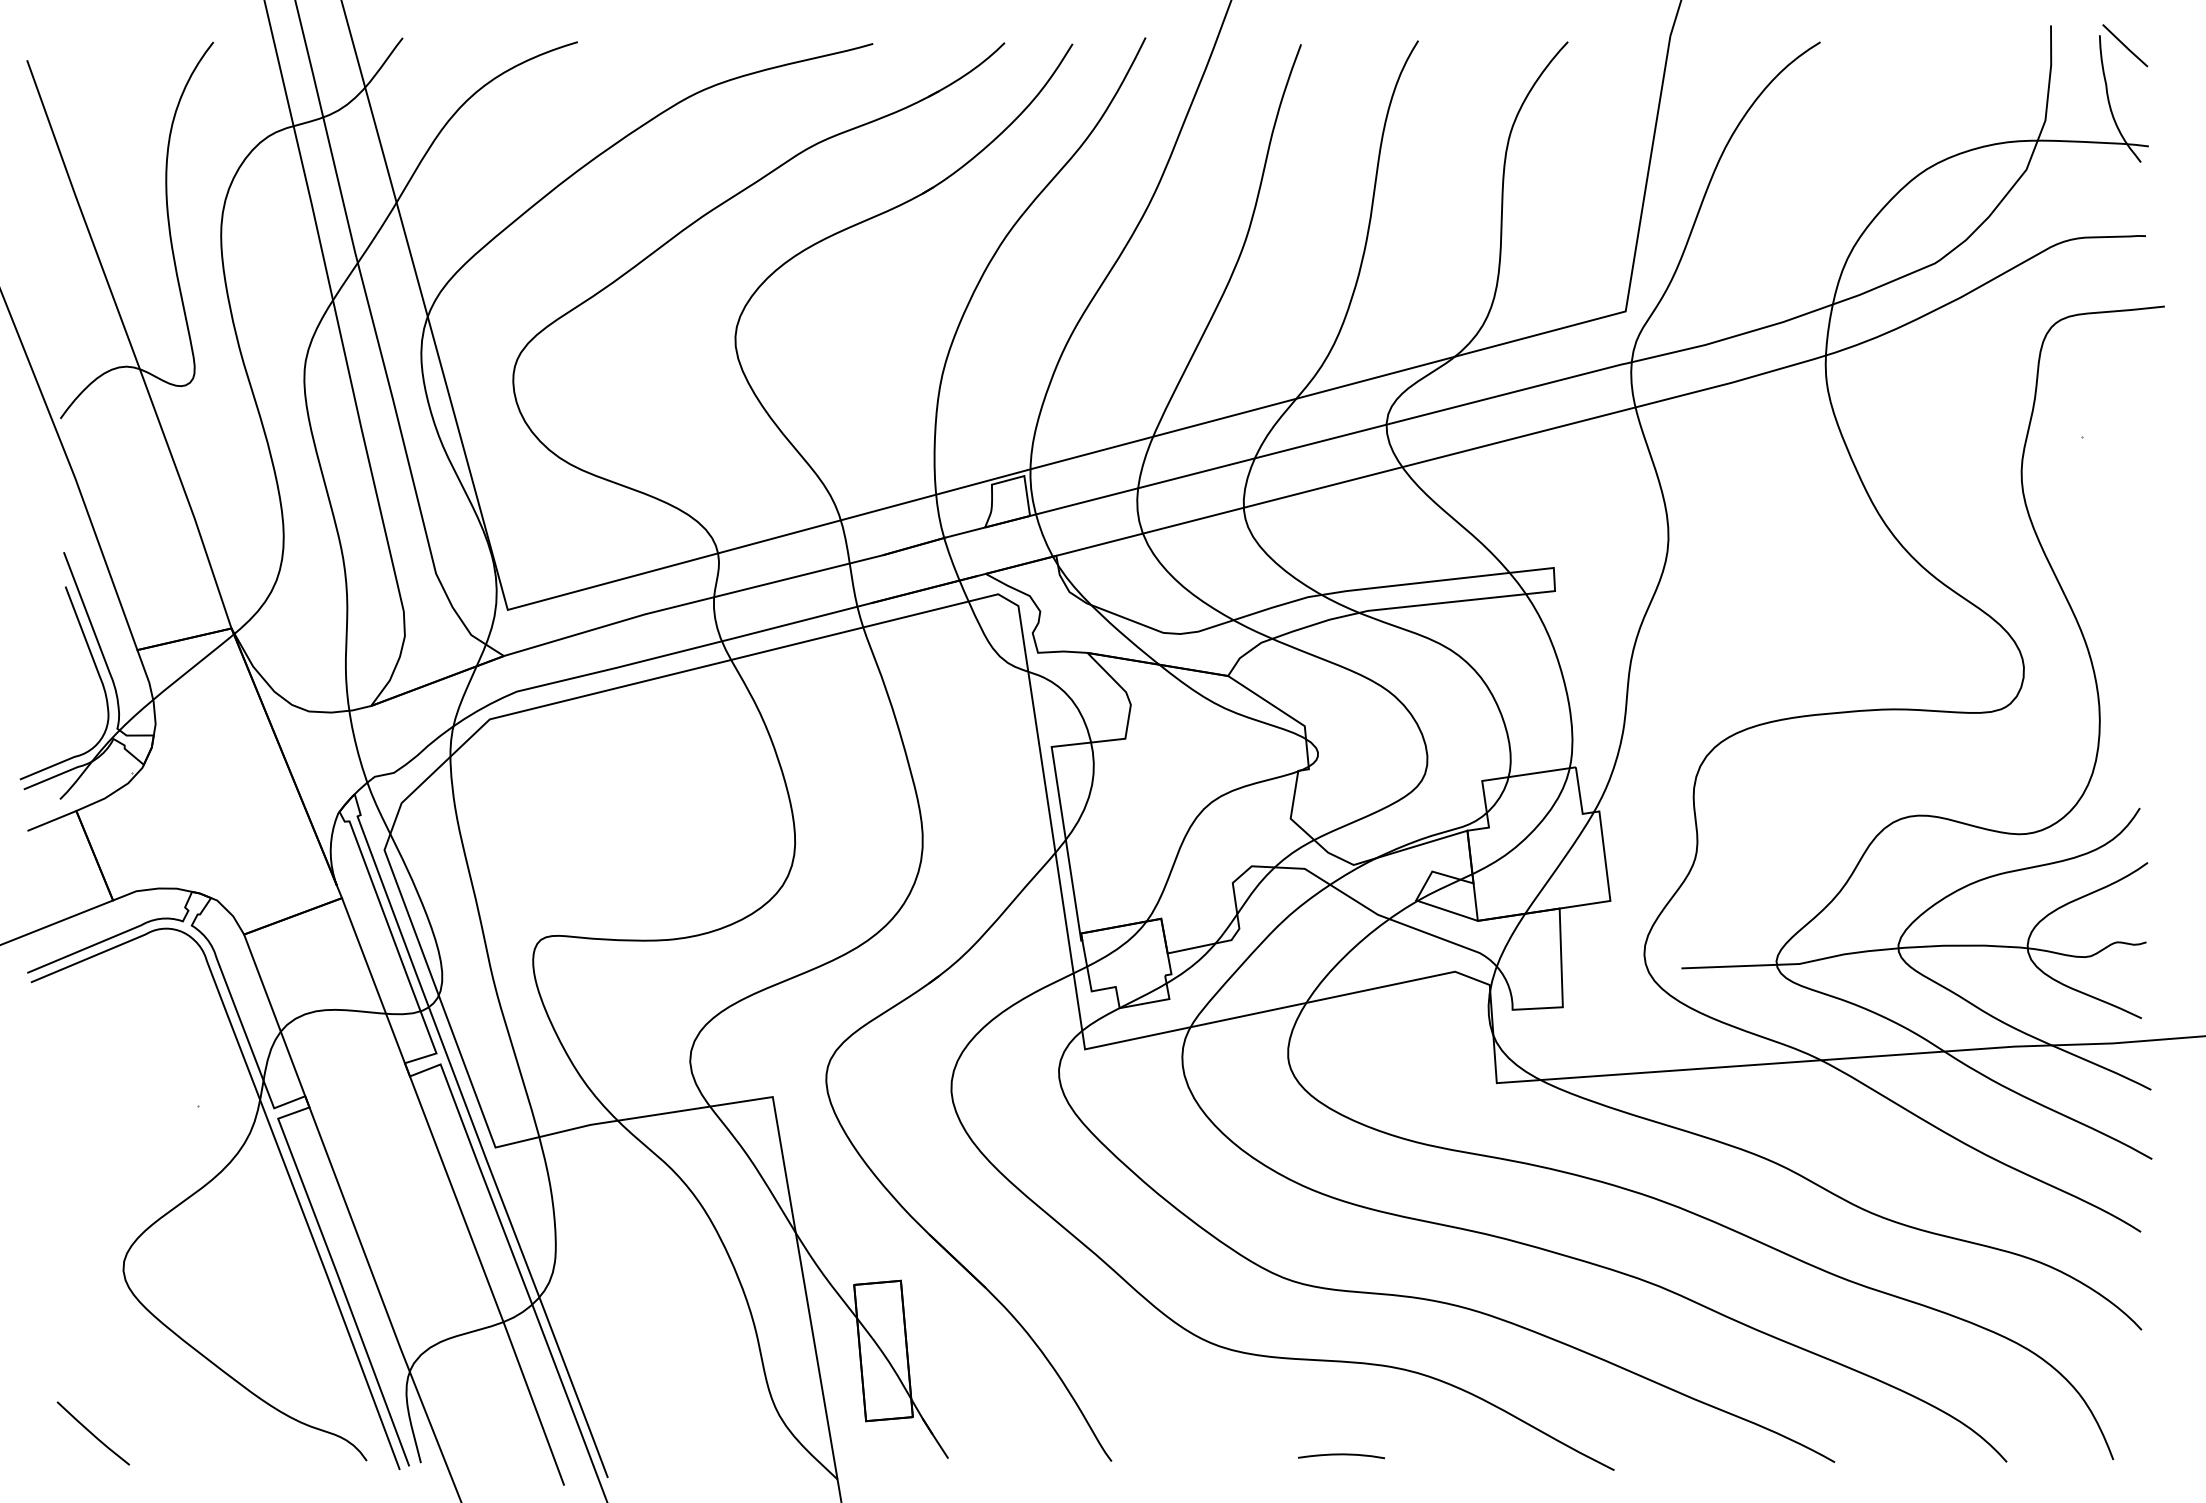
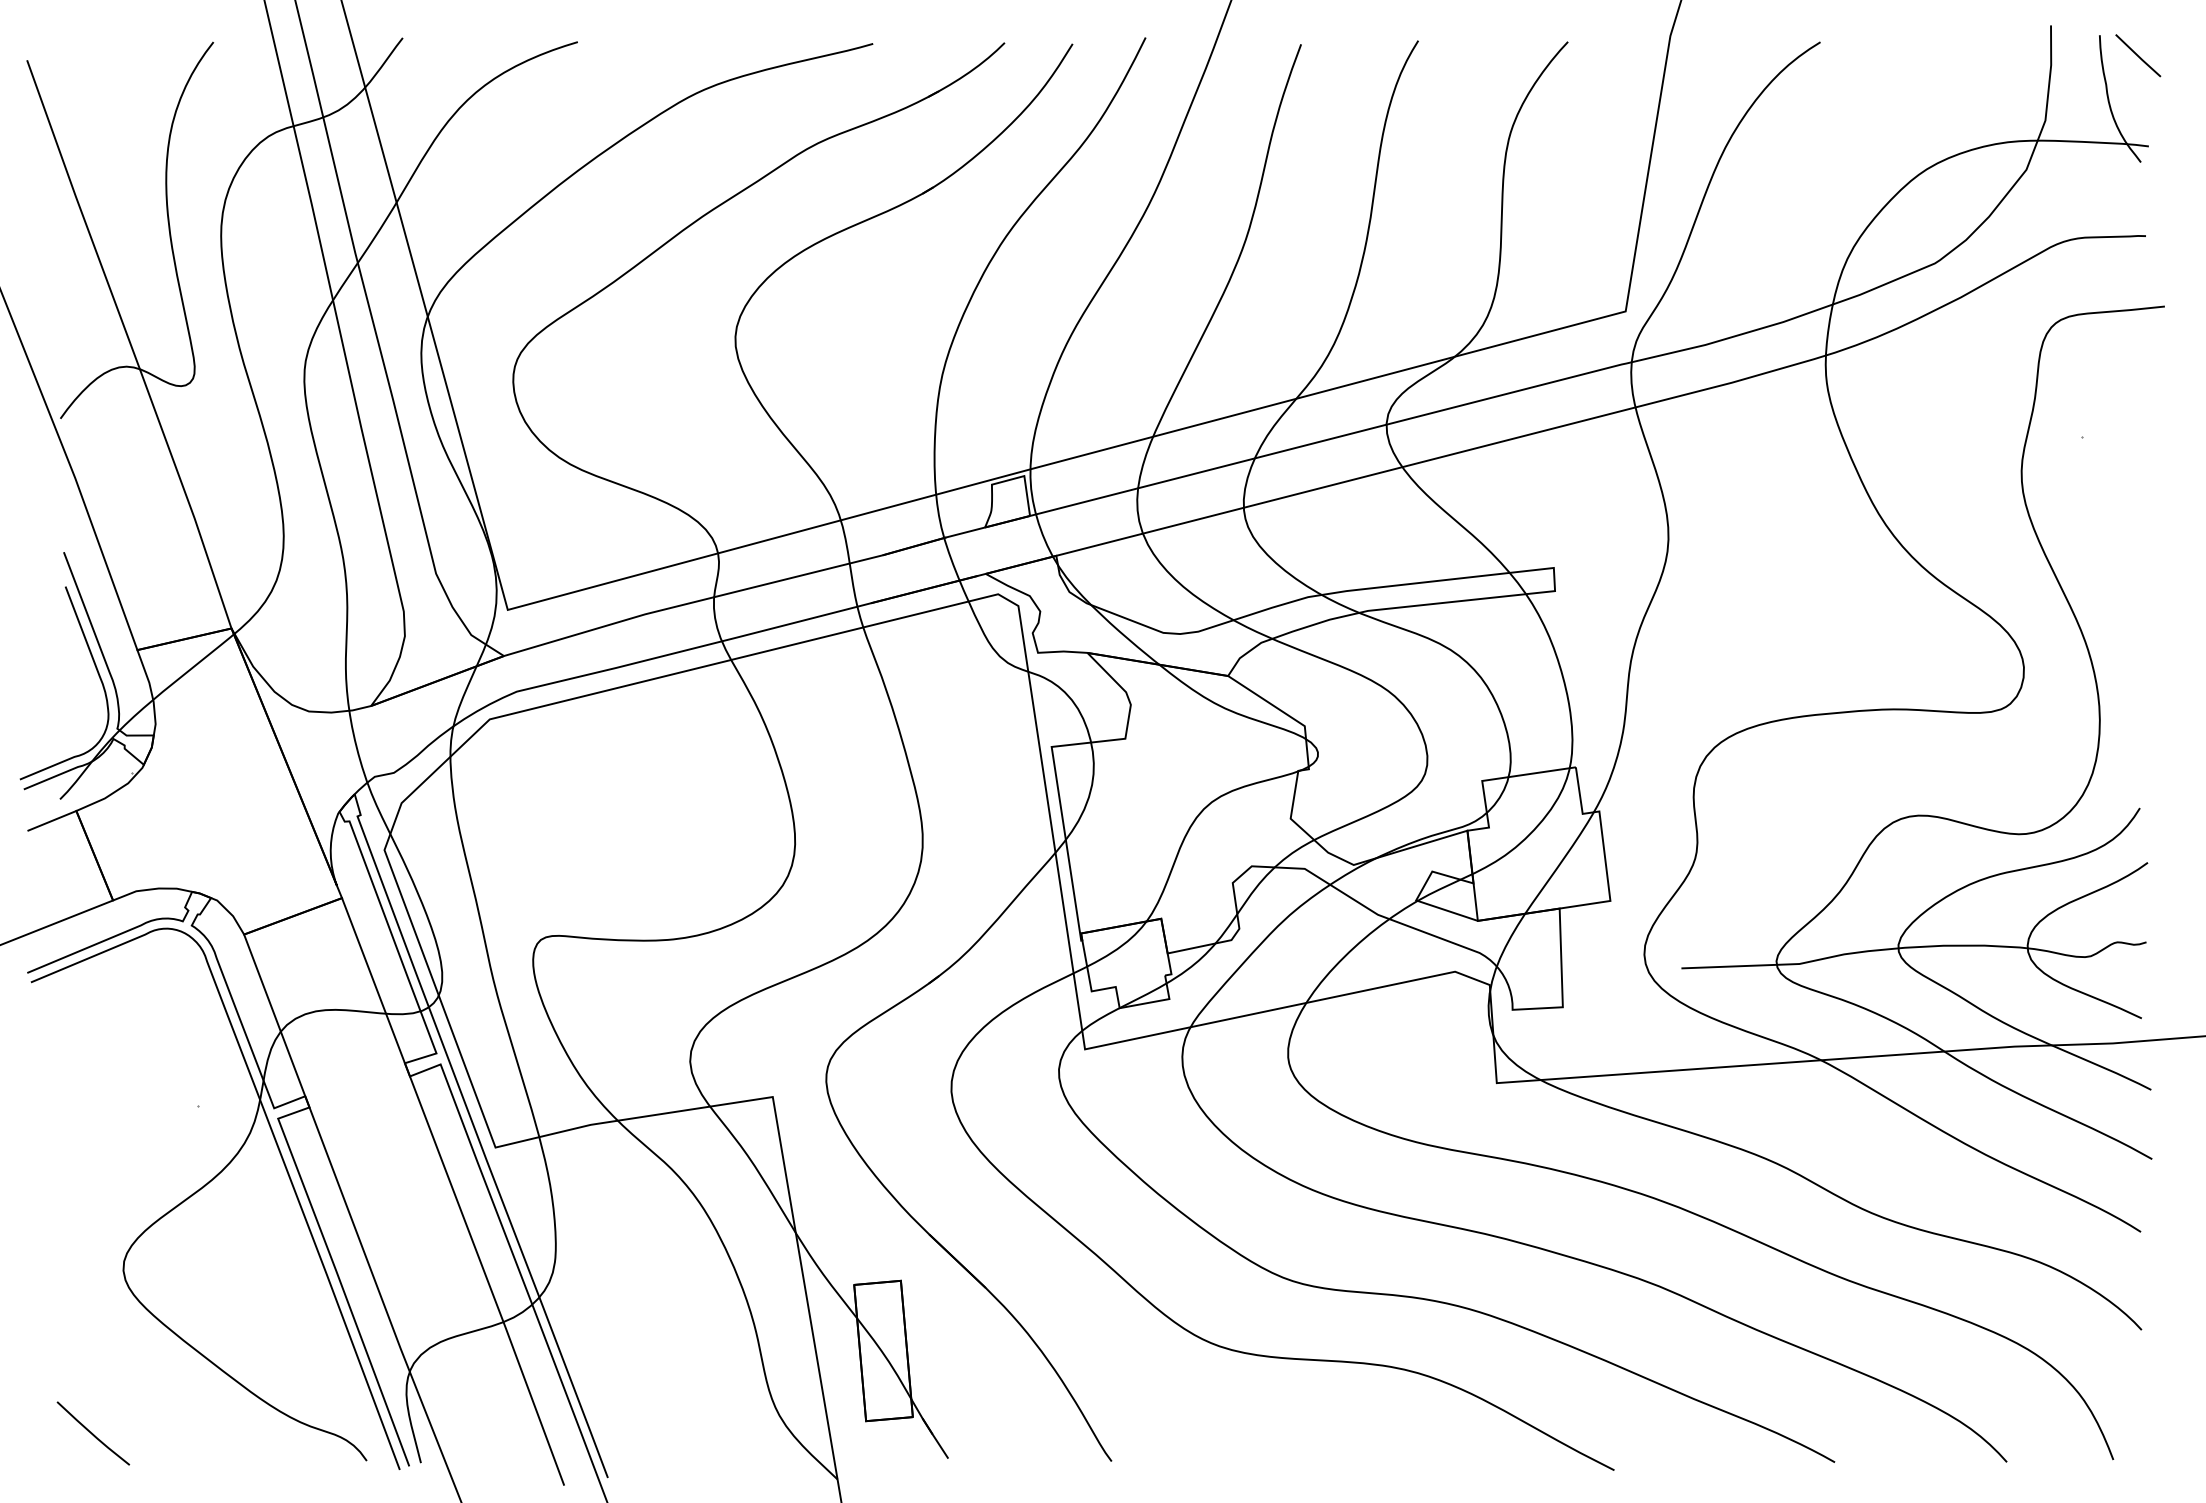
line position: (2125, 45) -> (2138, 55) (2138, 55)
curve: present -> none (1341, 1455)
